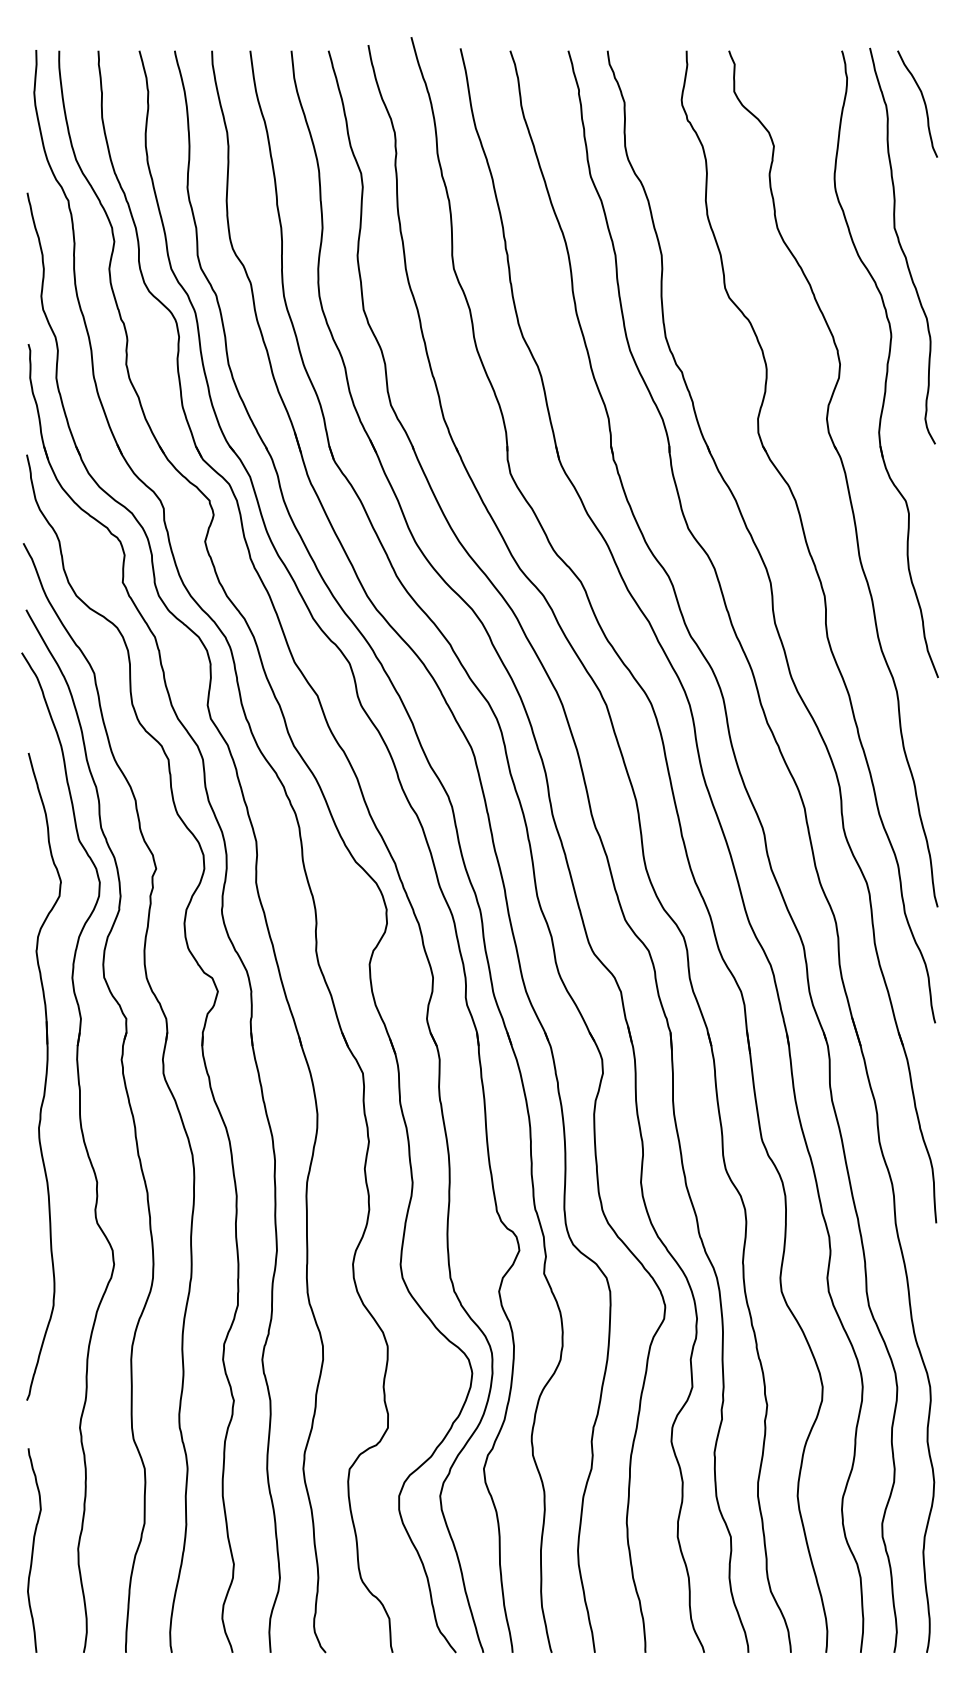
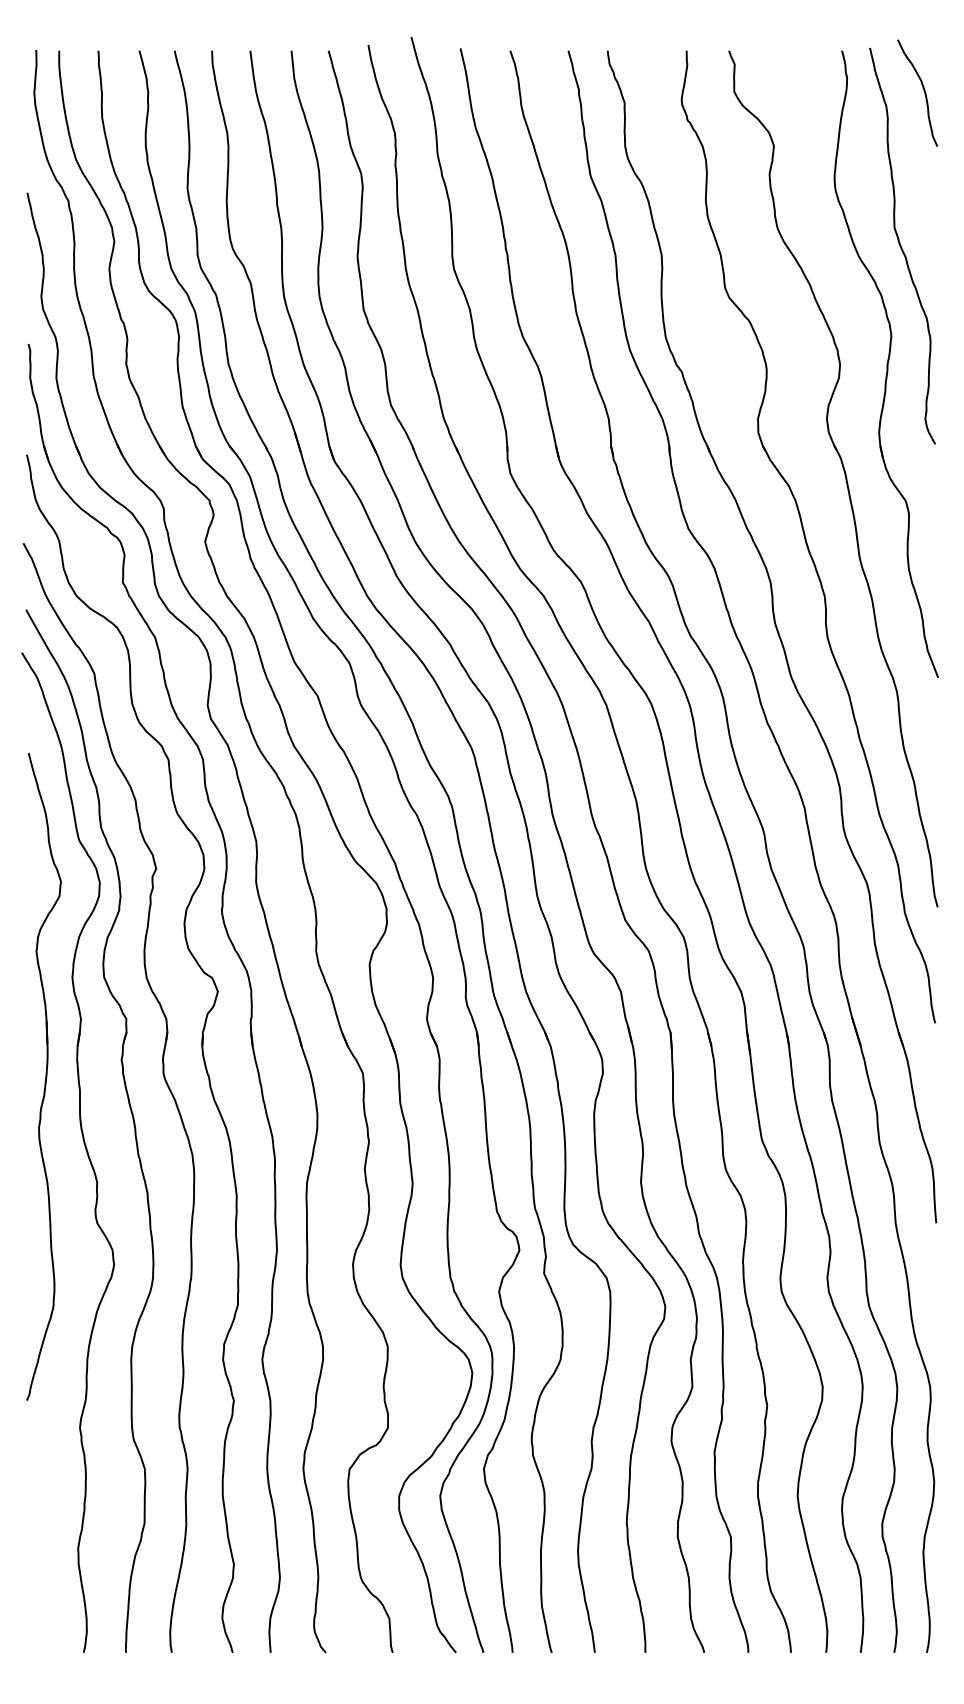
curve position: (923, 102) -> (923, 91) (923, 91)
curve: present -> none (33, 1550)
